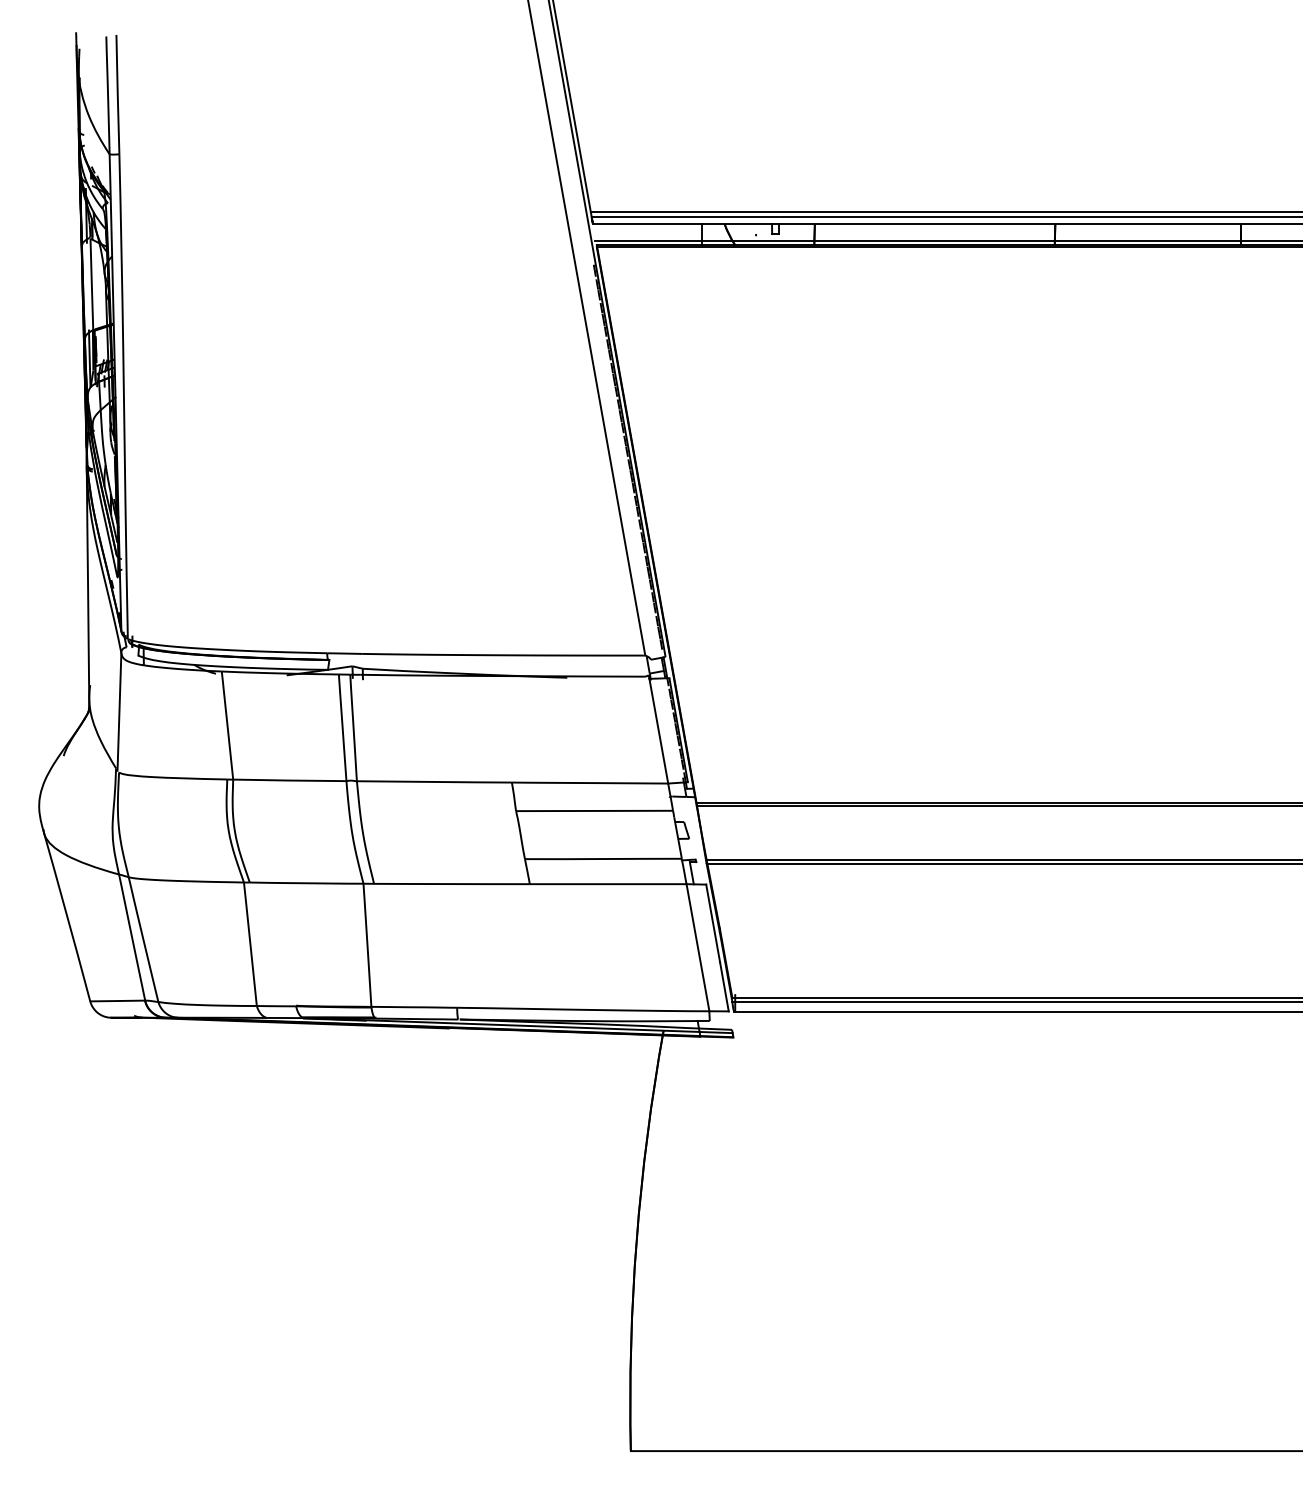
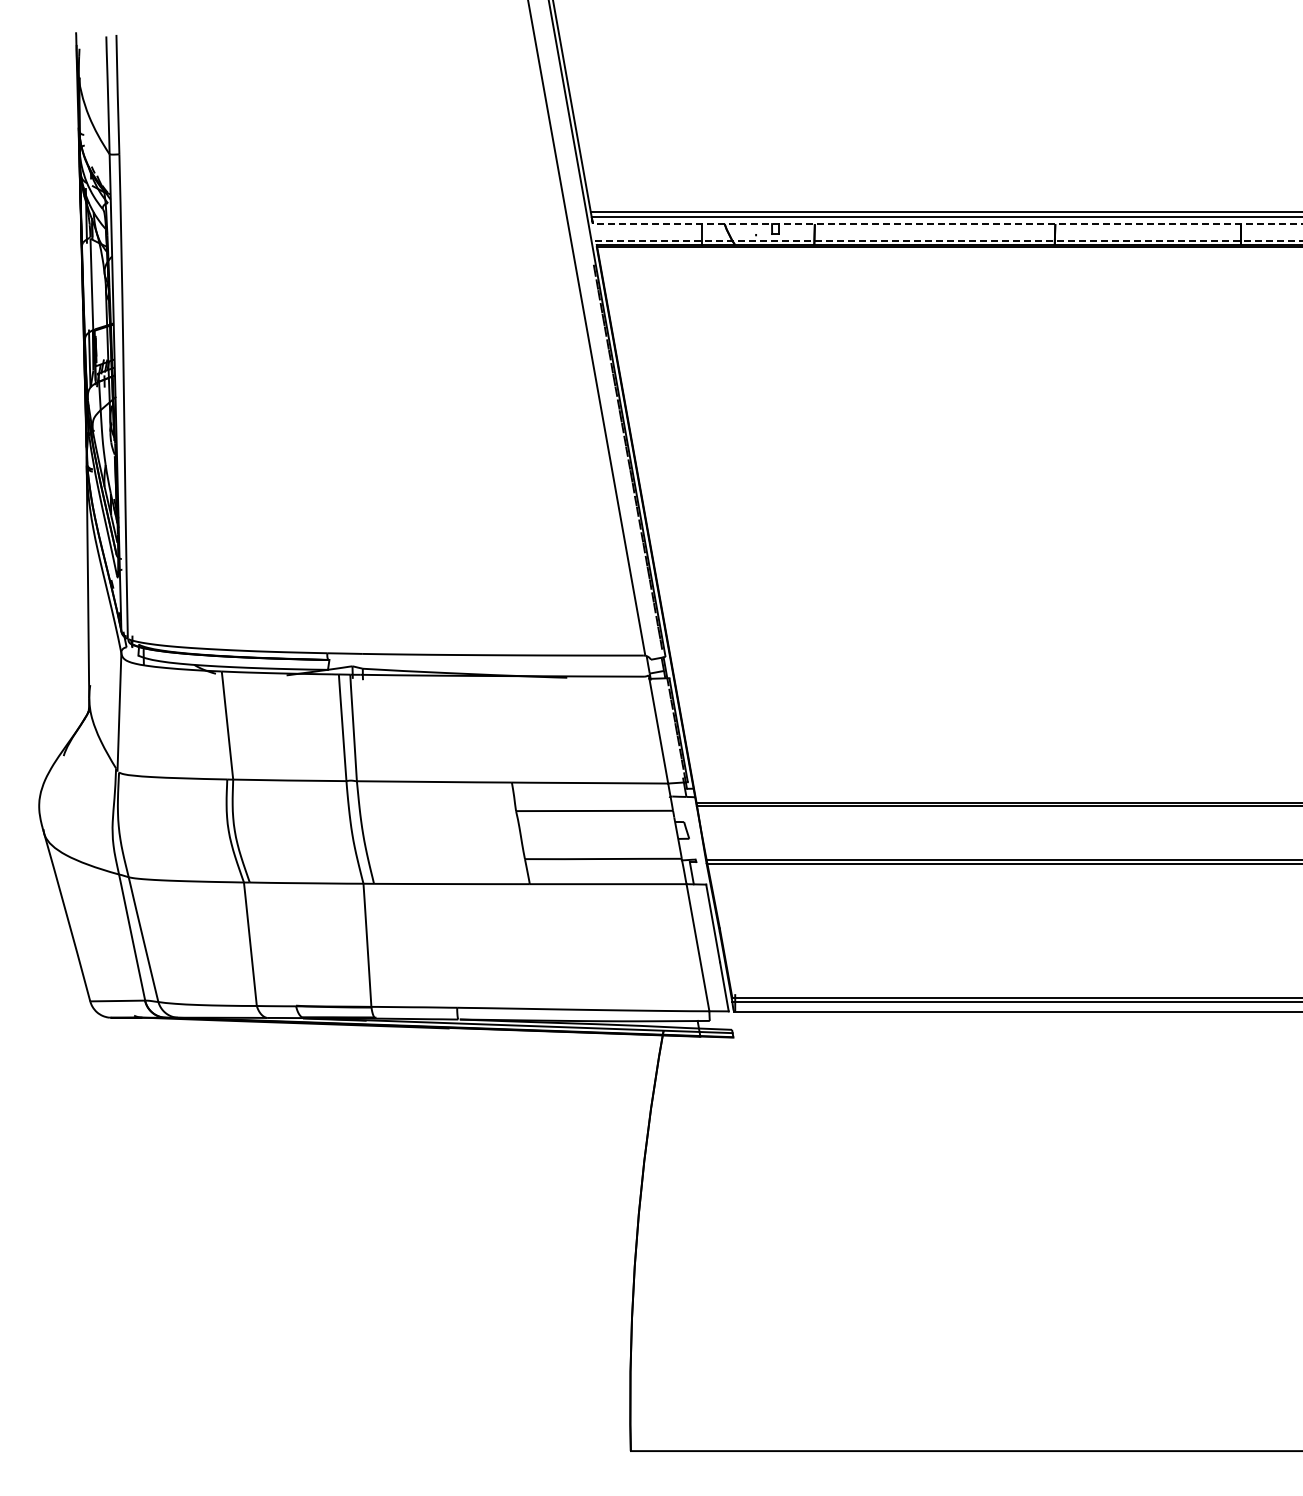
line: solid -> dashed (947, 224)
line: solid -> dashed (947, 240)
